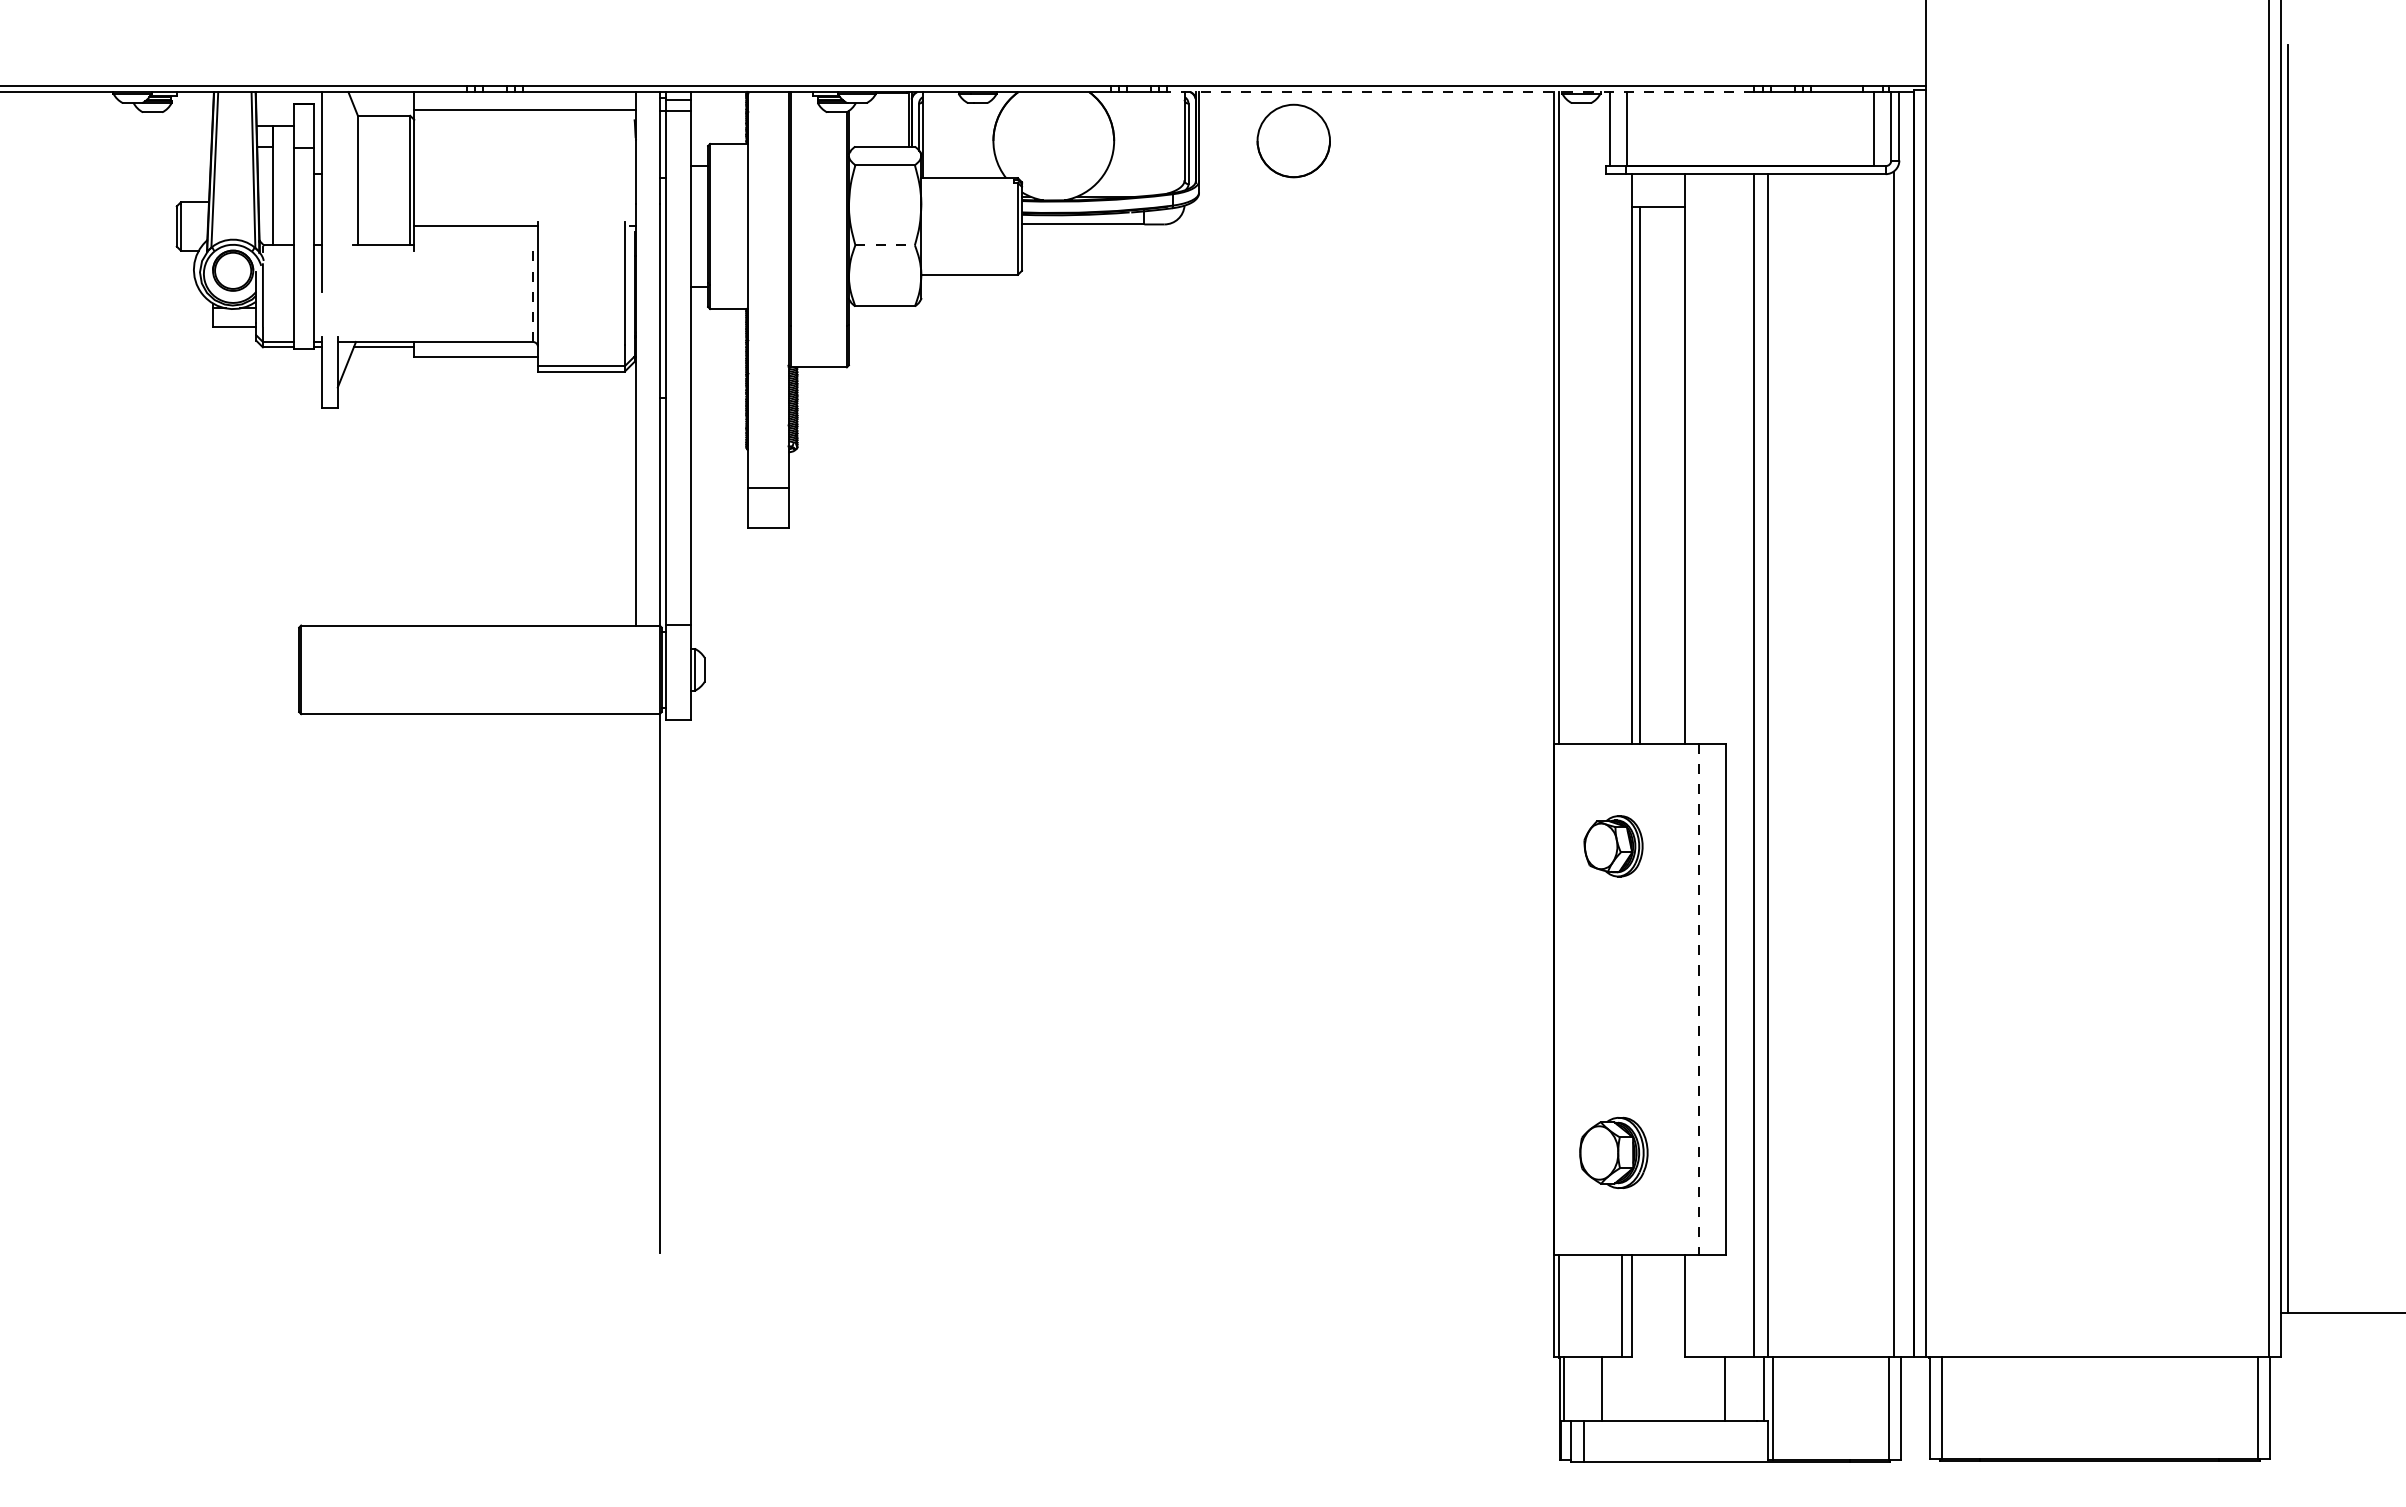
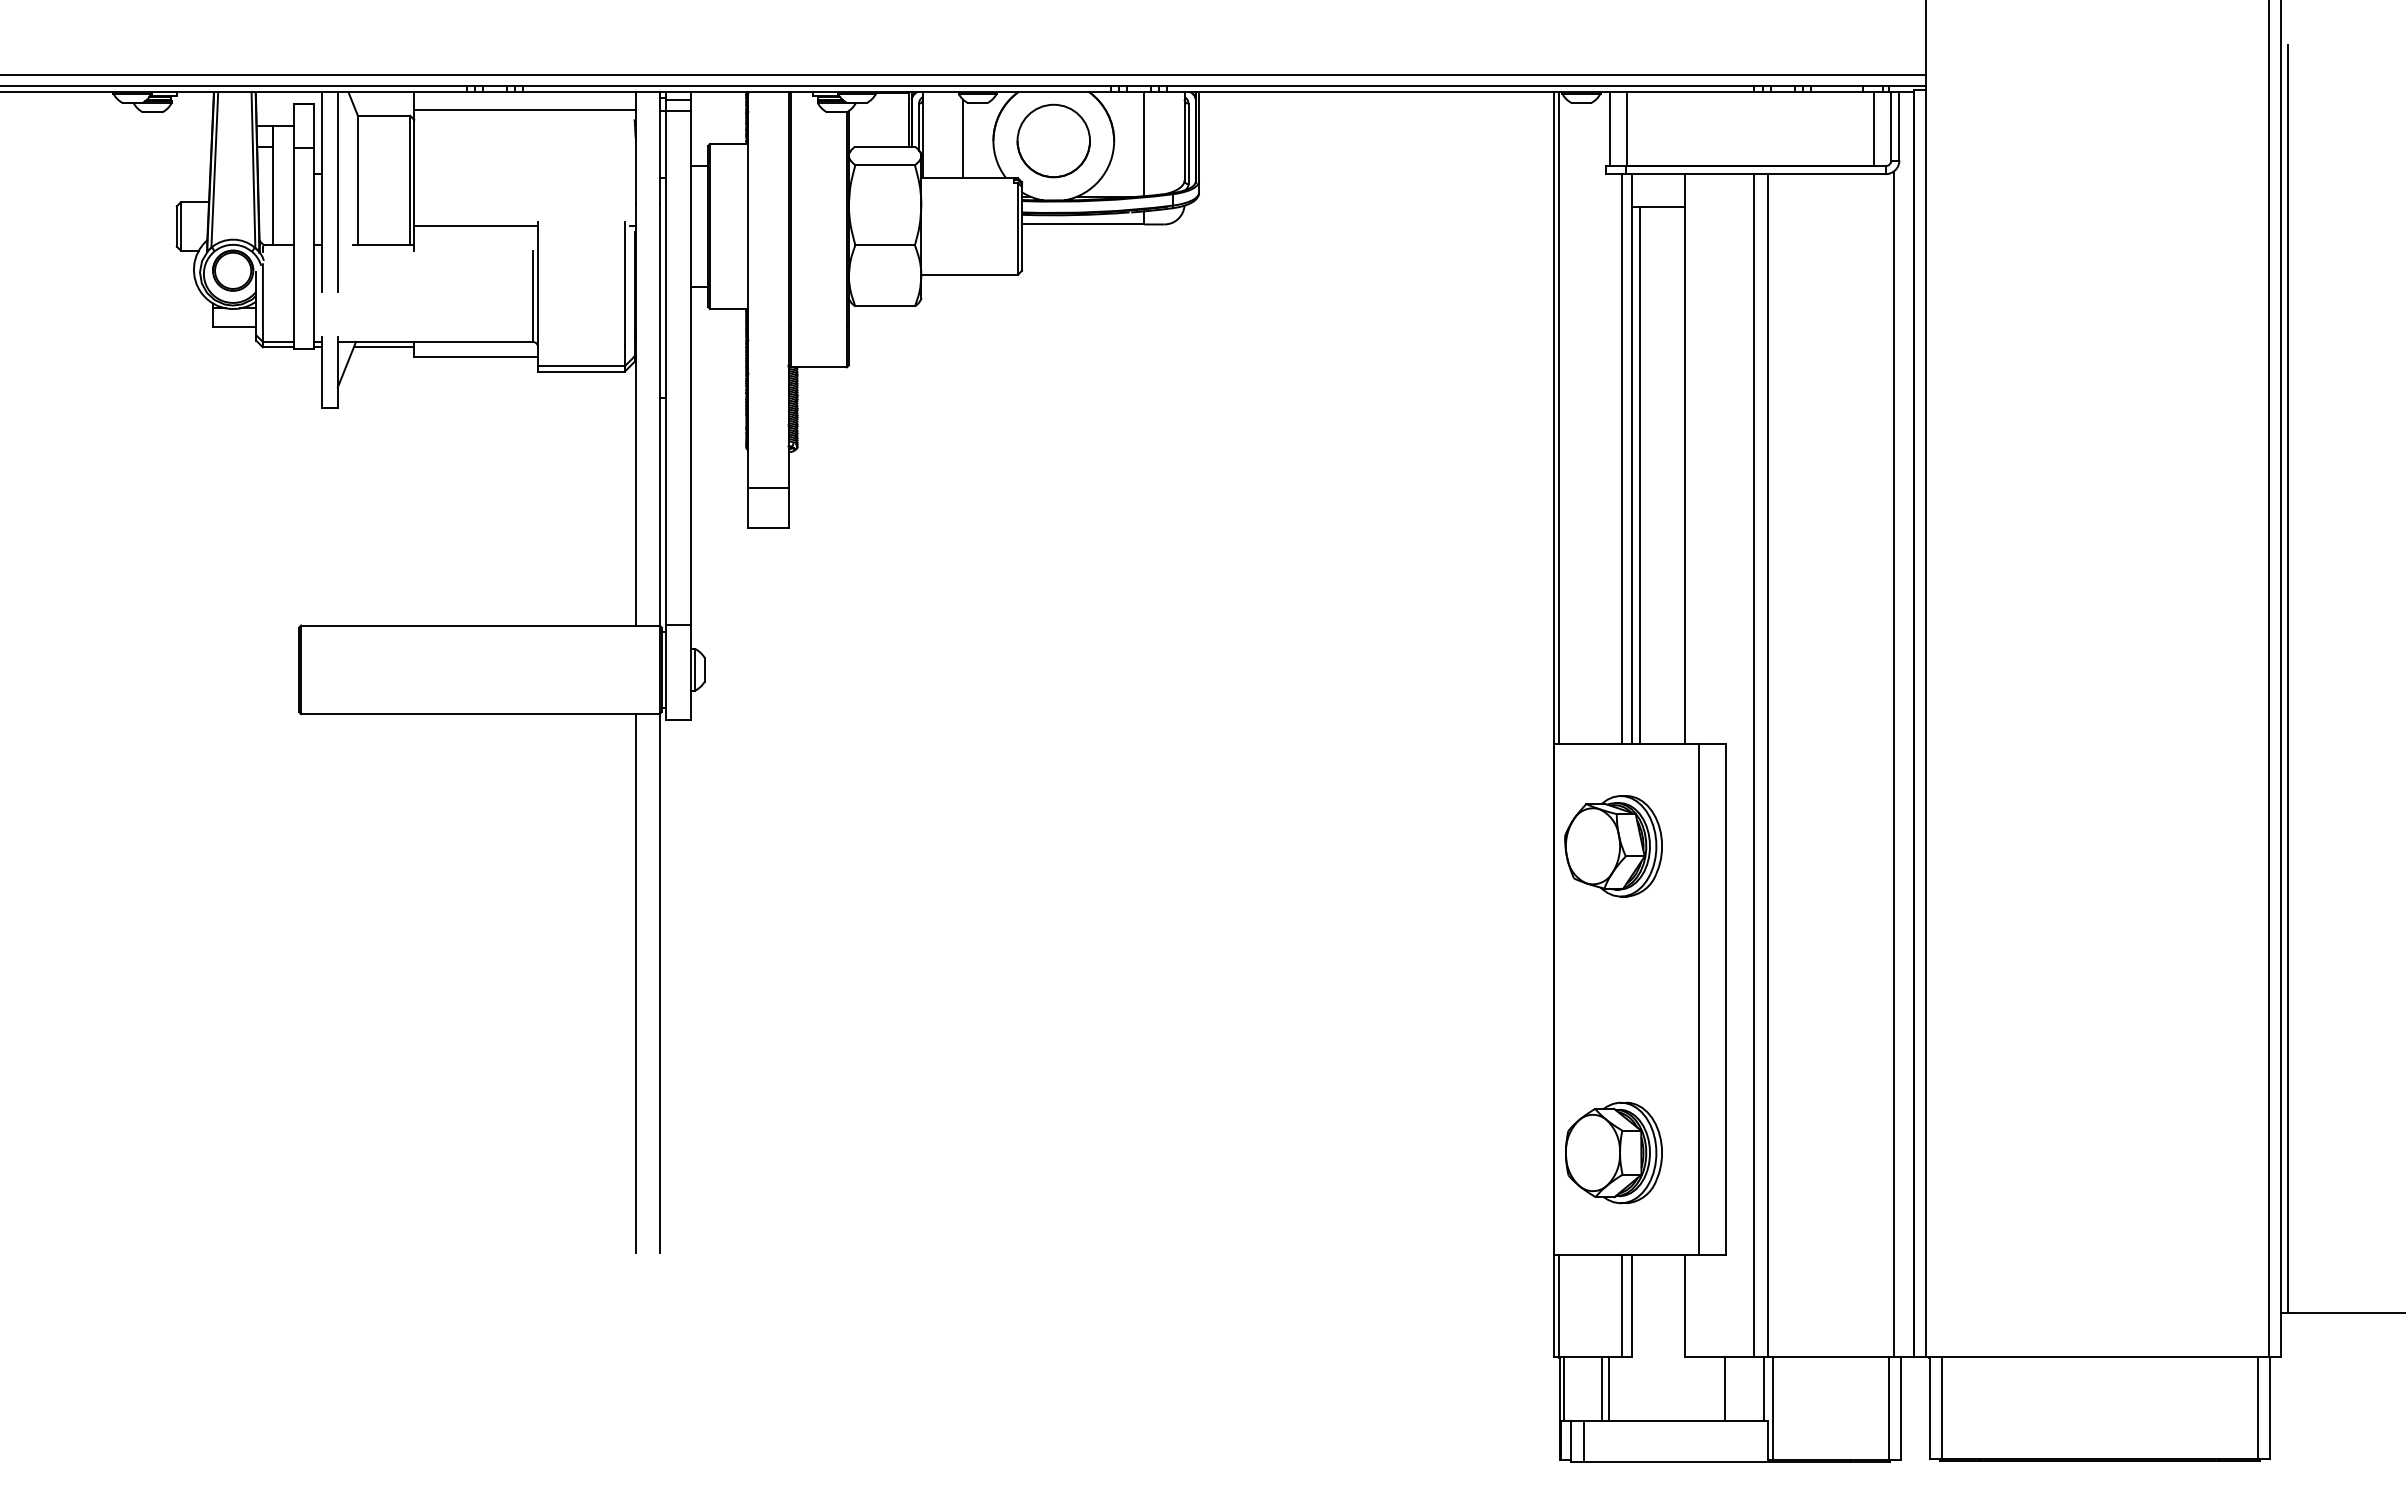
line: none -> present (964, 75)
line: dashed -> solid (1460, 92)
line: none -> present (963, 138)
part position: (1293, 140) -> (1053, 140) (1053, 140)
line: none -> present (1144, 144)
line: none -> present (337, 192)
line: dashed -> solid (885, 245)
line: dashed -> solid (532, 296)
line: none -> present (1621, 459)
part size: 61x63 px -> 99x103 px (1613, 846)
line: none -> present (635, 983)
line: dashed -> solid (1698, 999)
part size: 70x74 px -> 98x104 px (1613, 1152)
line: none -> present (1609, 1389)
